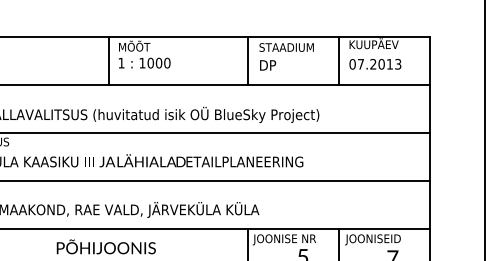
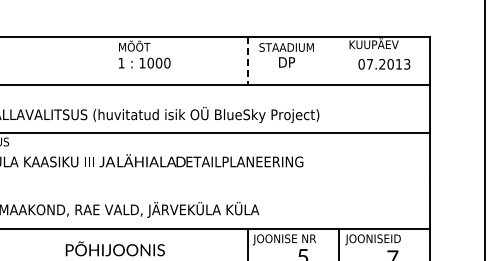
line: present -> none (108, 60)
line: present -> none (339, 60)
line: solid -> dashed (248, 61)
text position: (375, 64) -> (384, 64) (384, 64)
text position: (268, 65) -> (287, 62) (287, 62)
line: present -> none (216, 180)
text position: (105, 246) -> (114, 248) (114, 248)
